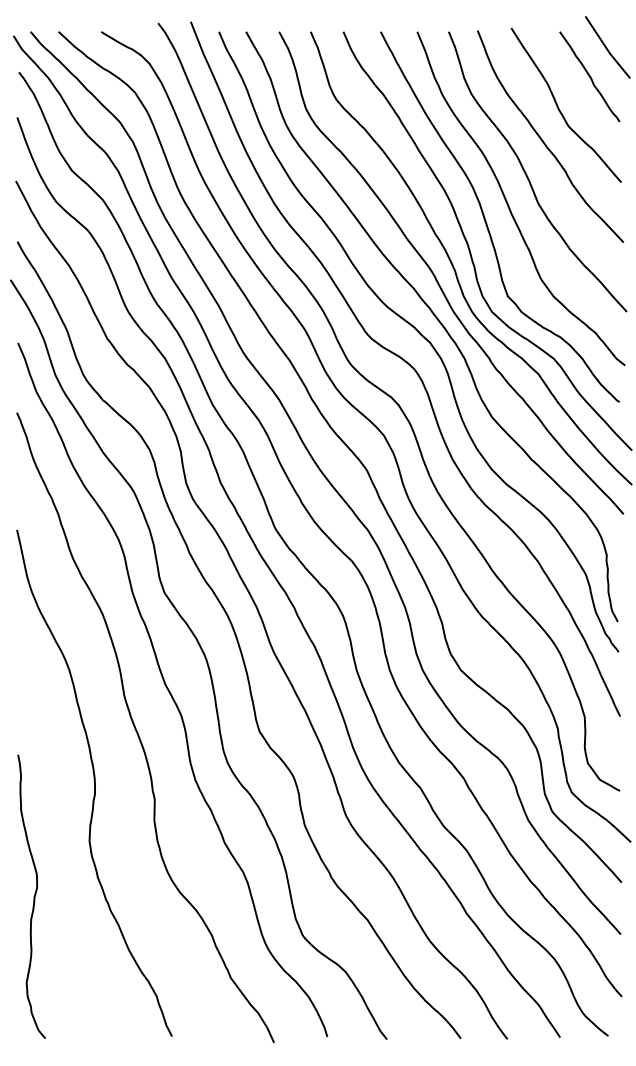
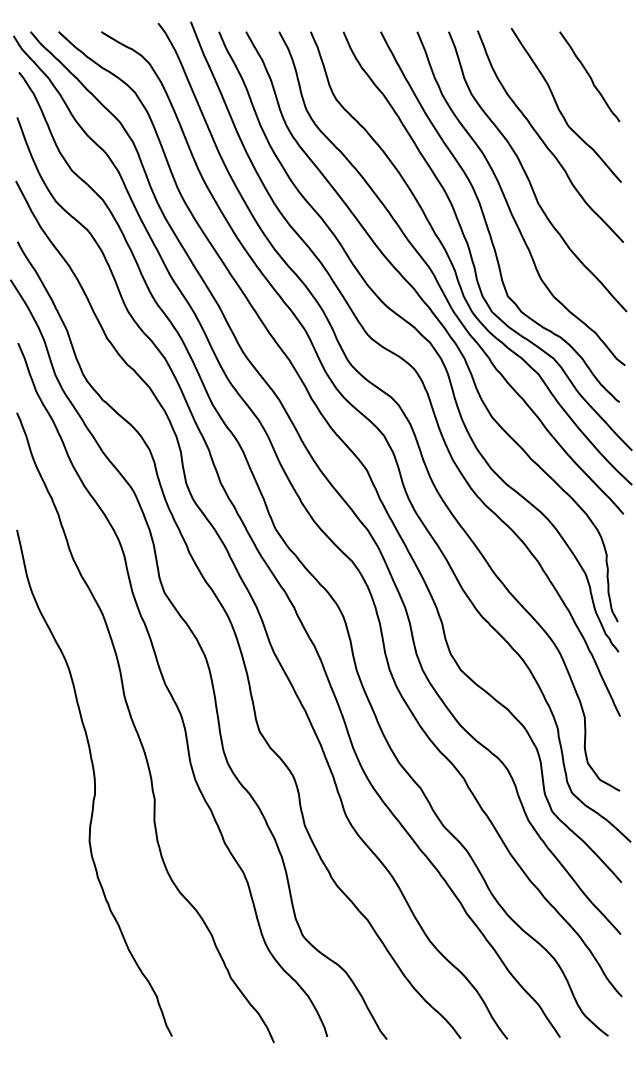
line: present -> none (607, 47)
curve: present -> none (33, 896)
